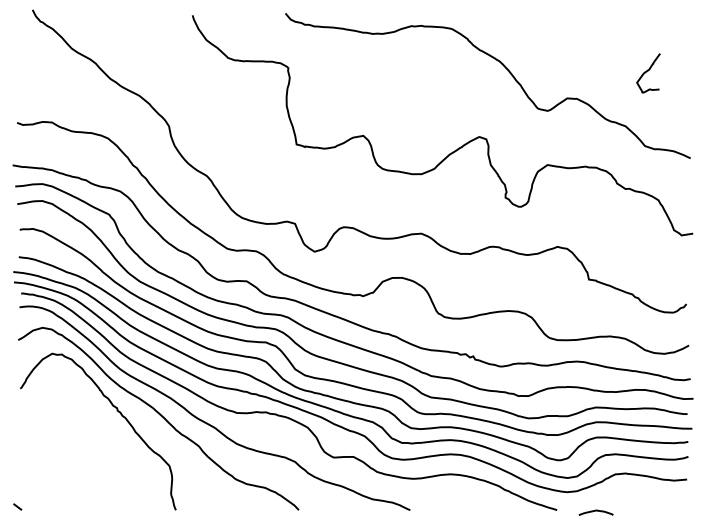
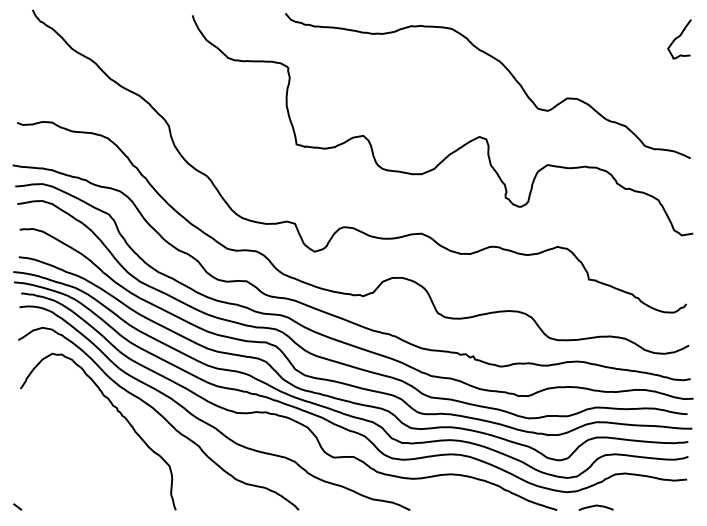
curve position: (648, 71) -> (679, 37) (679, 37)
curve position: (595, 511) -> (595, 506) (595, 506)
